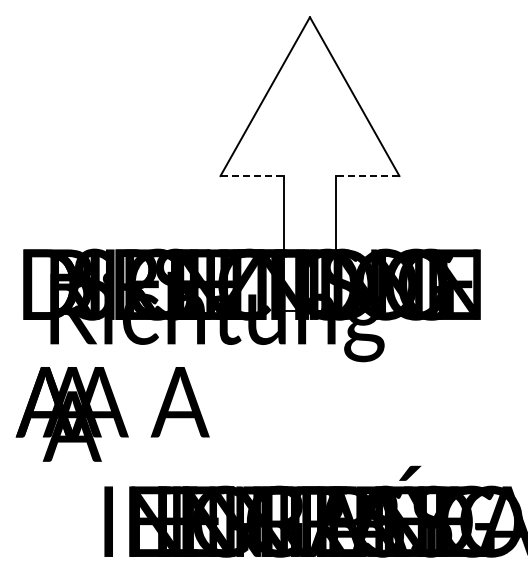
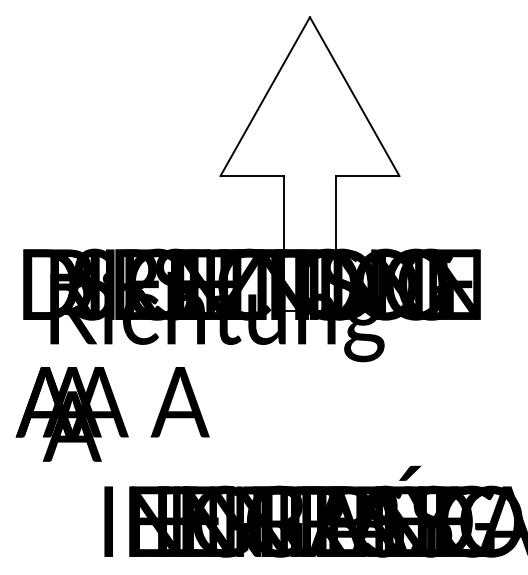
line: dashed -> solid (252, 176)
line: dashed -> solid (367, 176)
